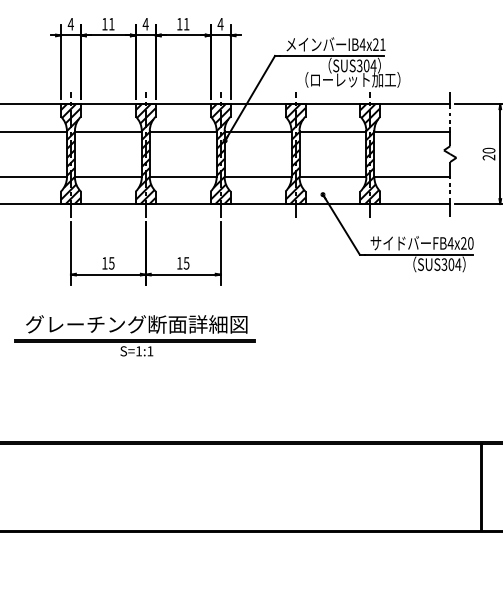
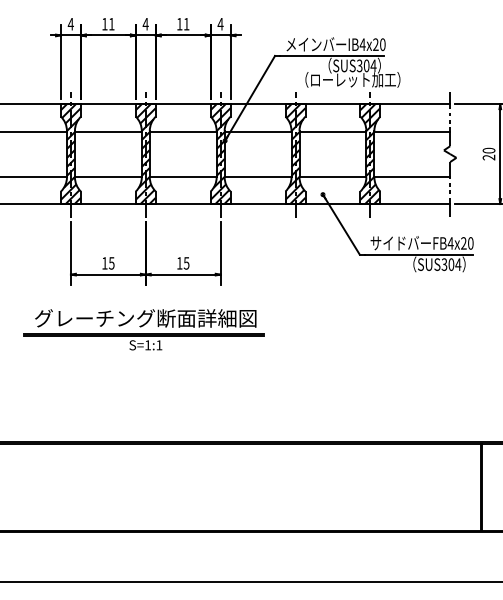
text: IB4x21 -> IB4x20 (382, 44)
part position: (134, 335) -> (143, 329) (143, 329)
line: none -> present (250, 582)
